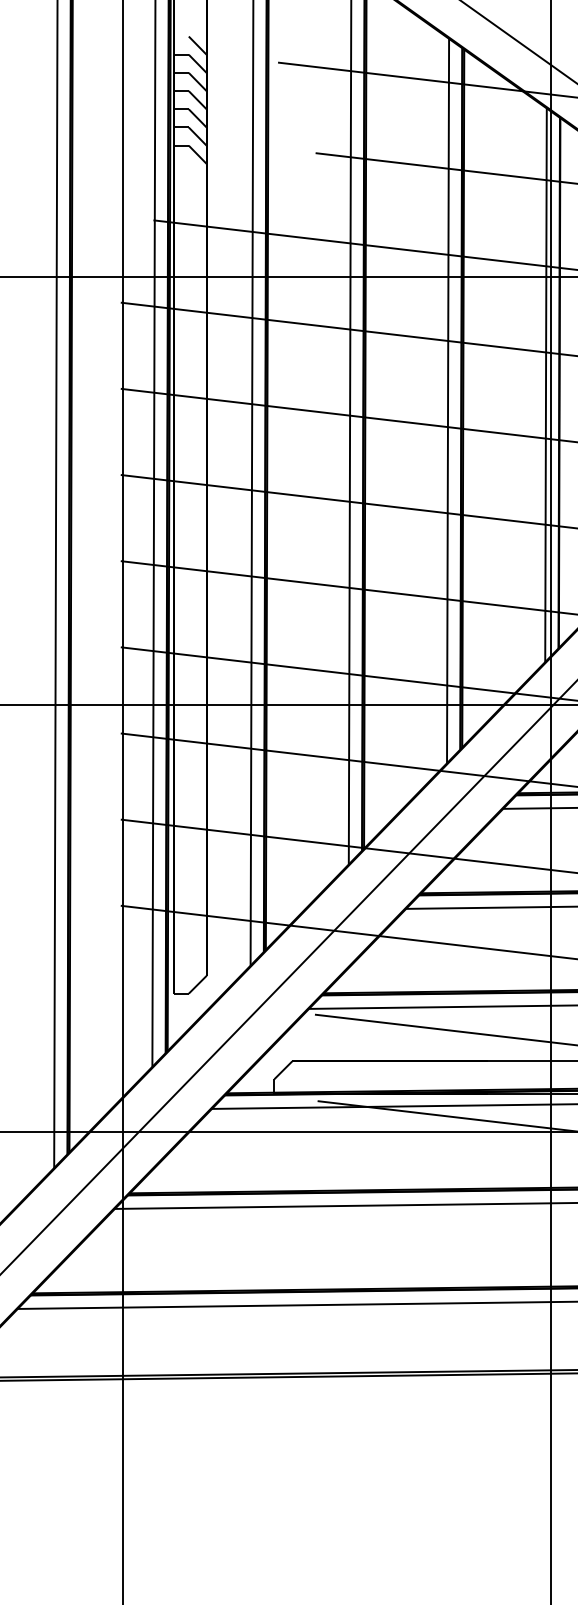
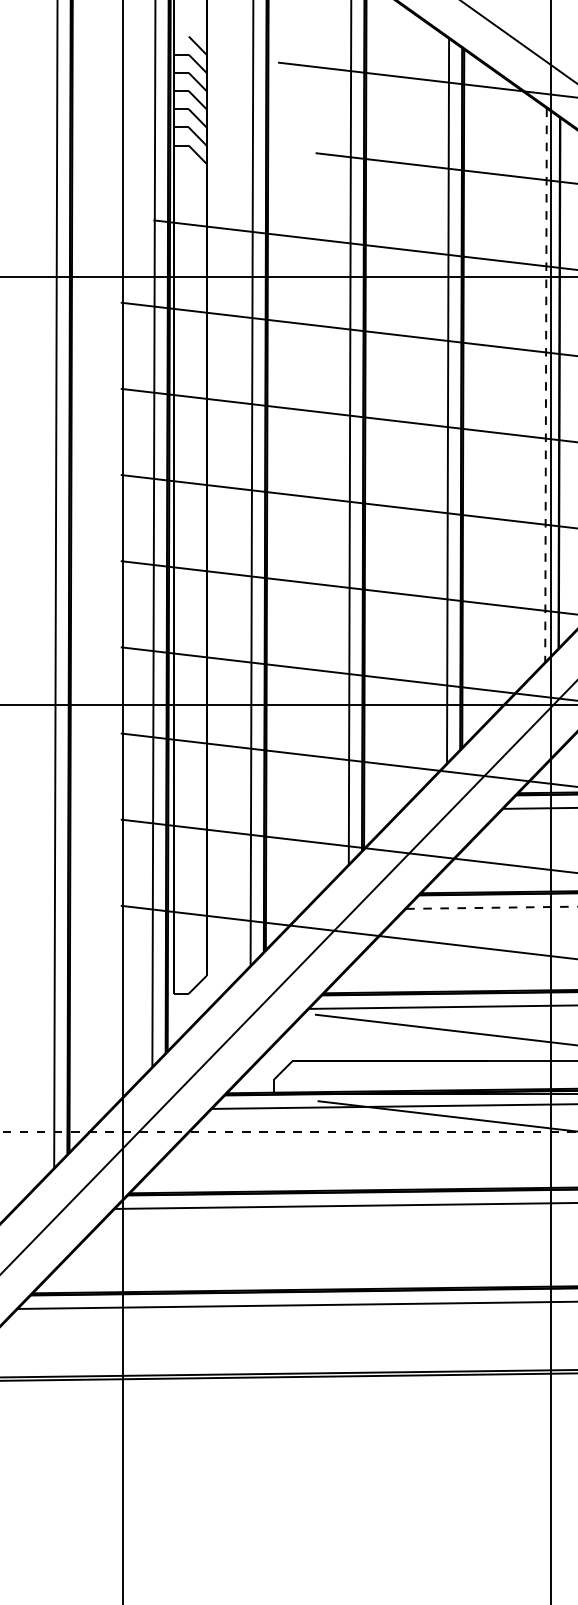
line: solid -> dashed (546, 385)
line: solid -> dashed (492, 907)
line: solid -> dashed (288, 1132)
